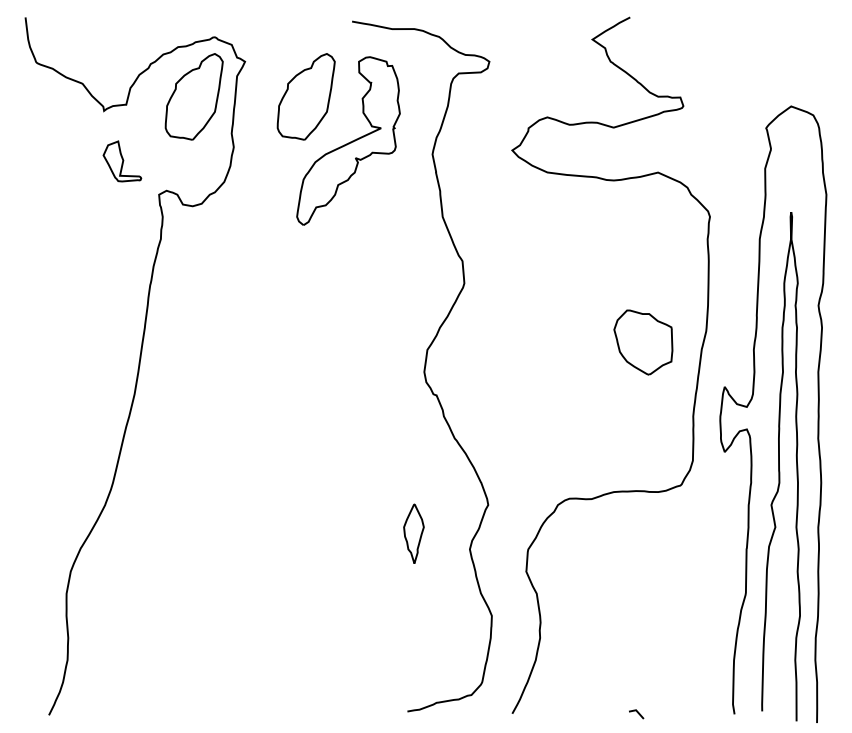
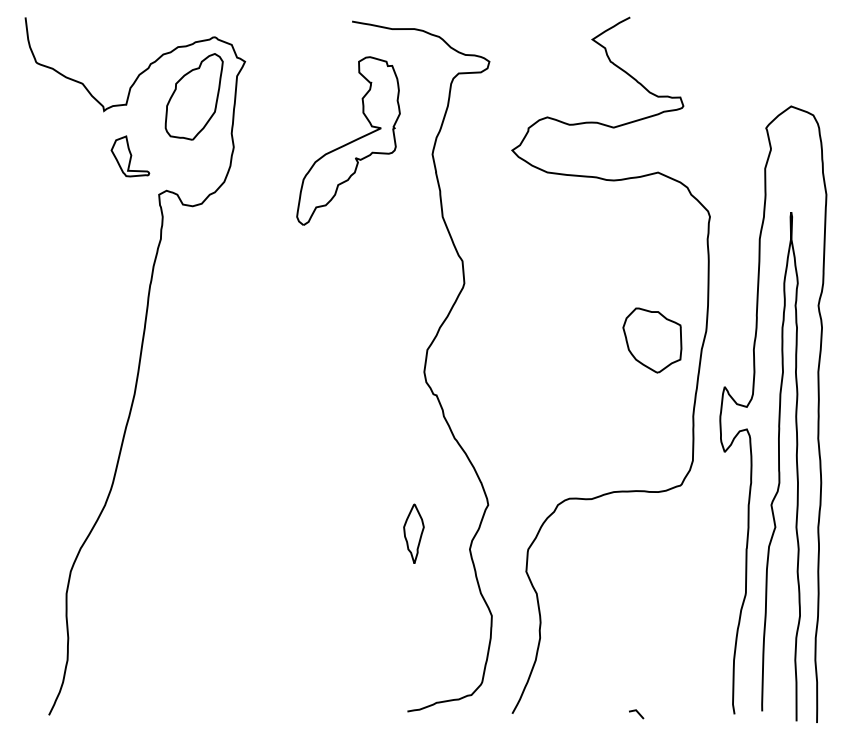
part: present -> none (305, 96)
part position: (122, 161) -> (130, 156) (130, 156)
part position: (643, 342) -> (652, 340) (652, 340)
